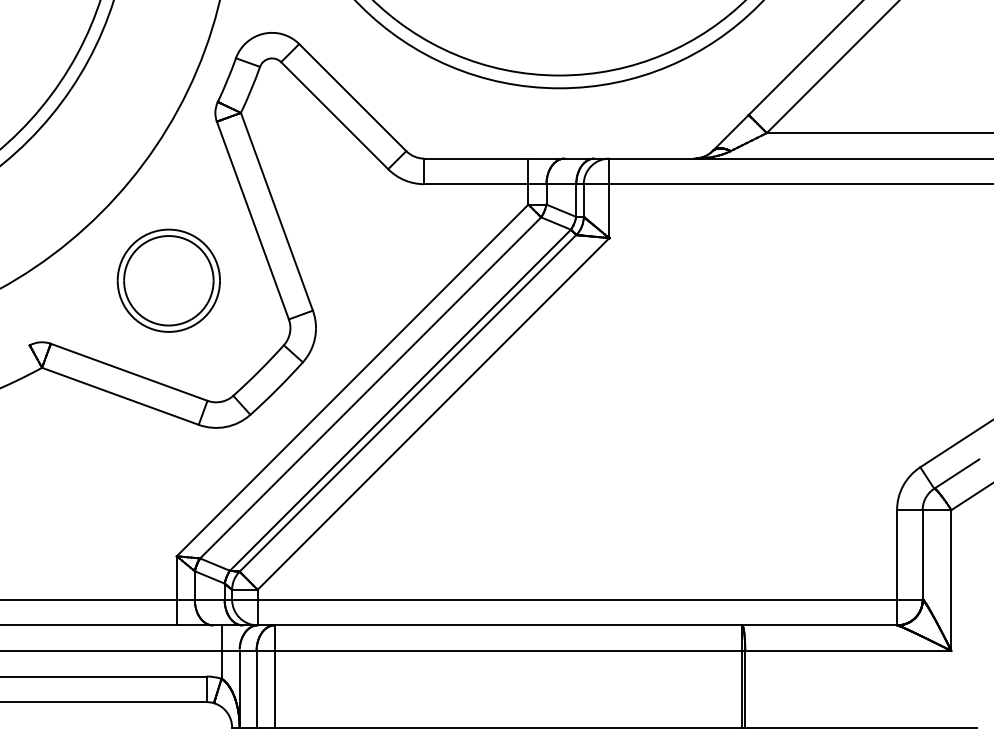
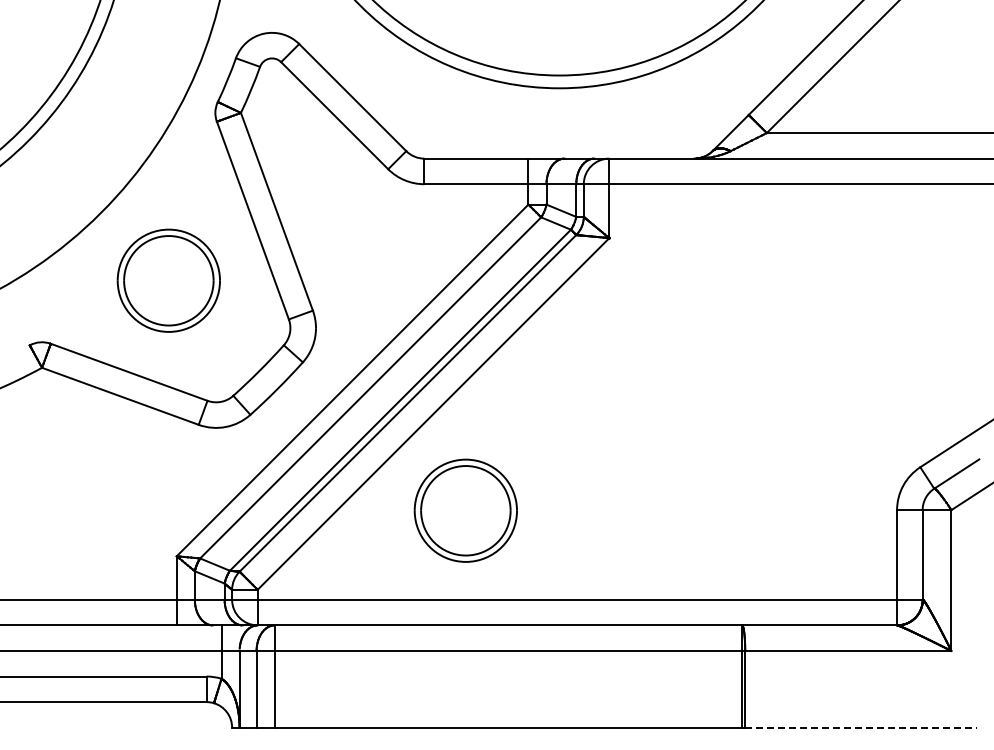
part: none -> present (465, 510)
line: solid -> dashed (861, 727)
